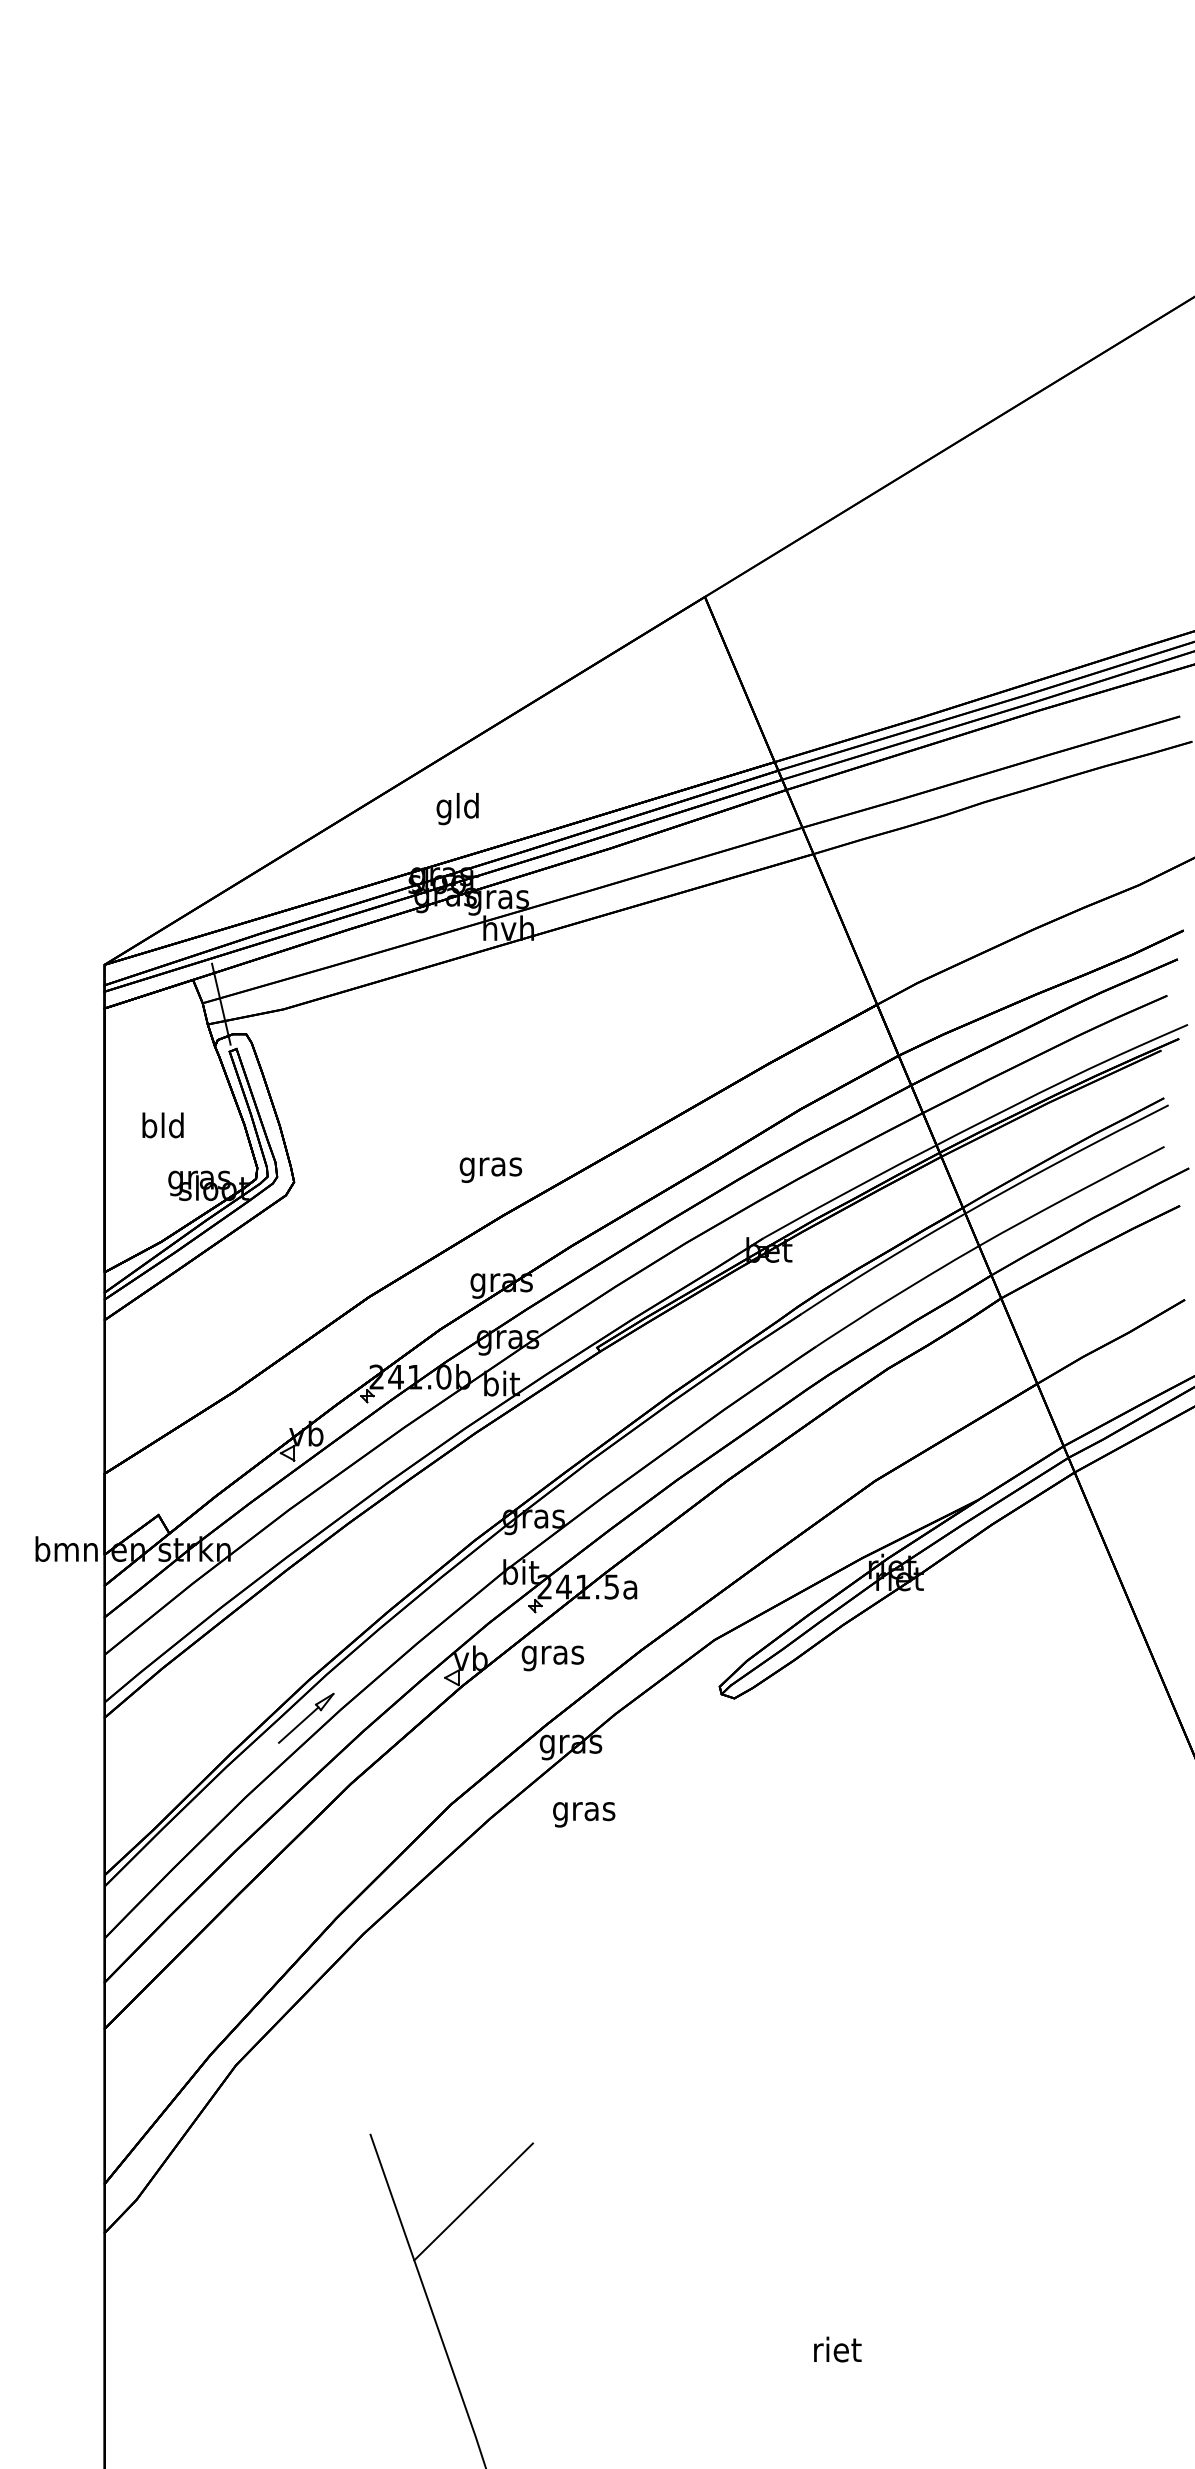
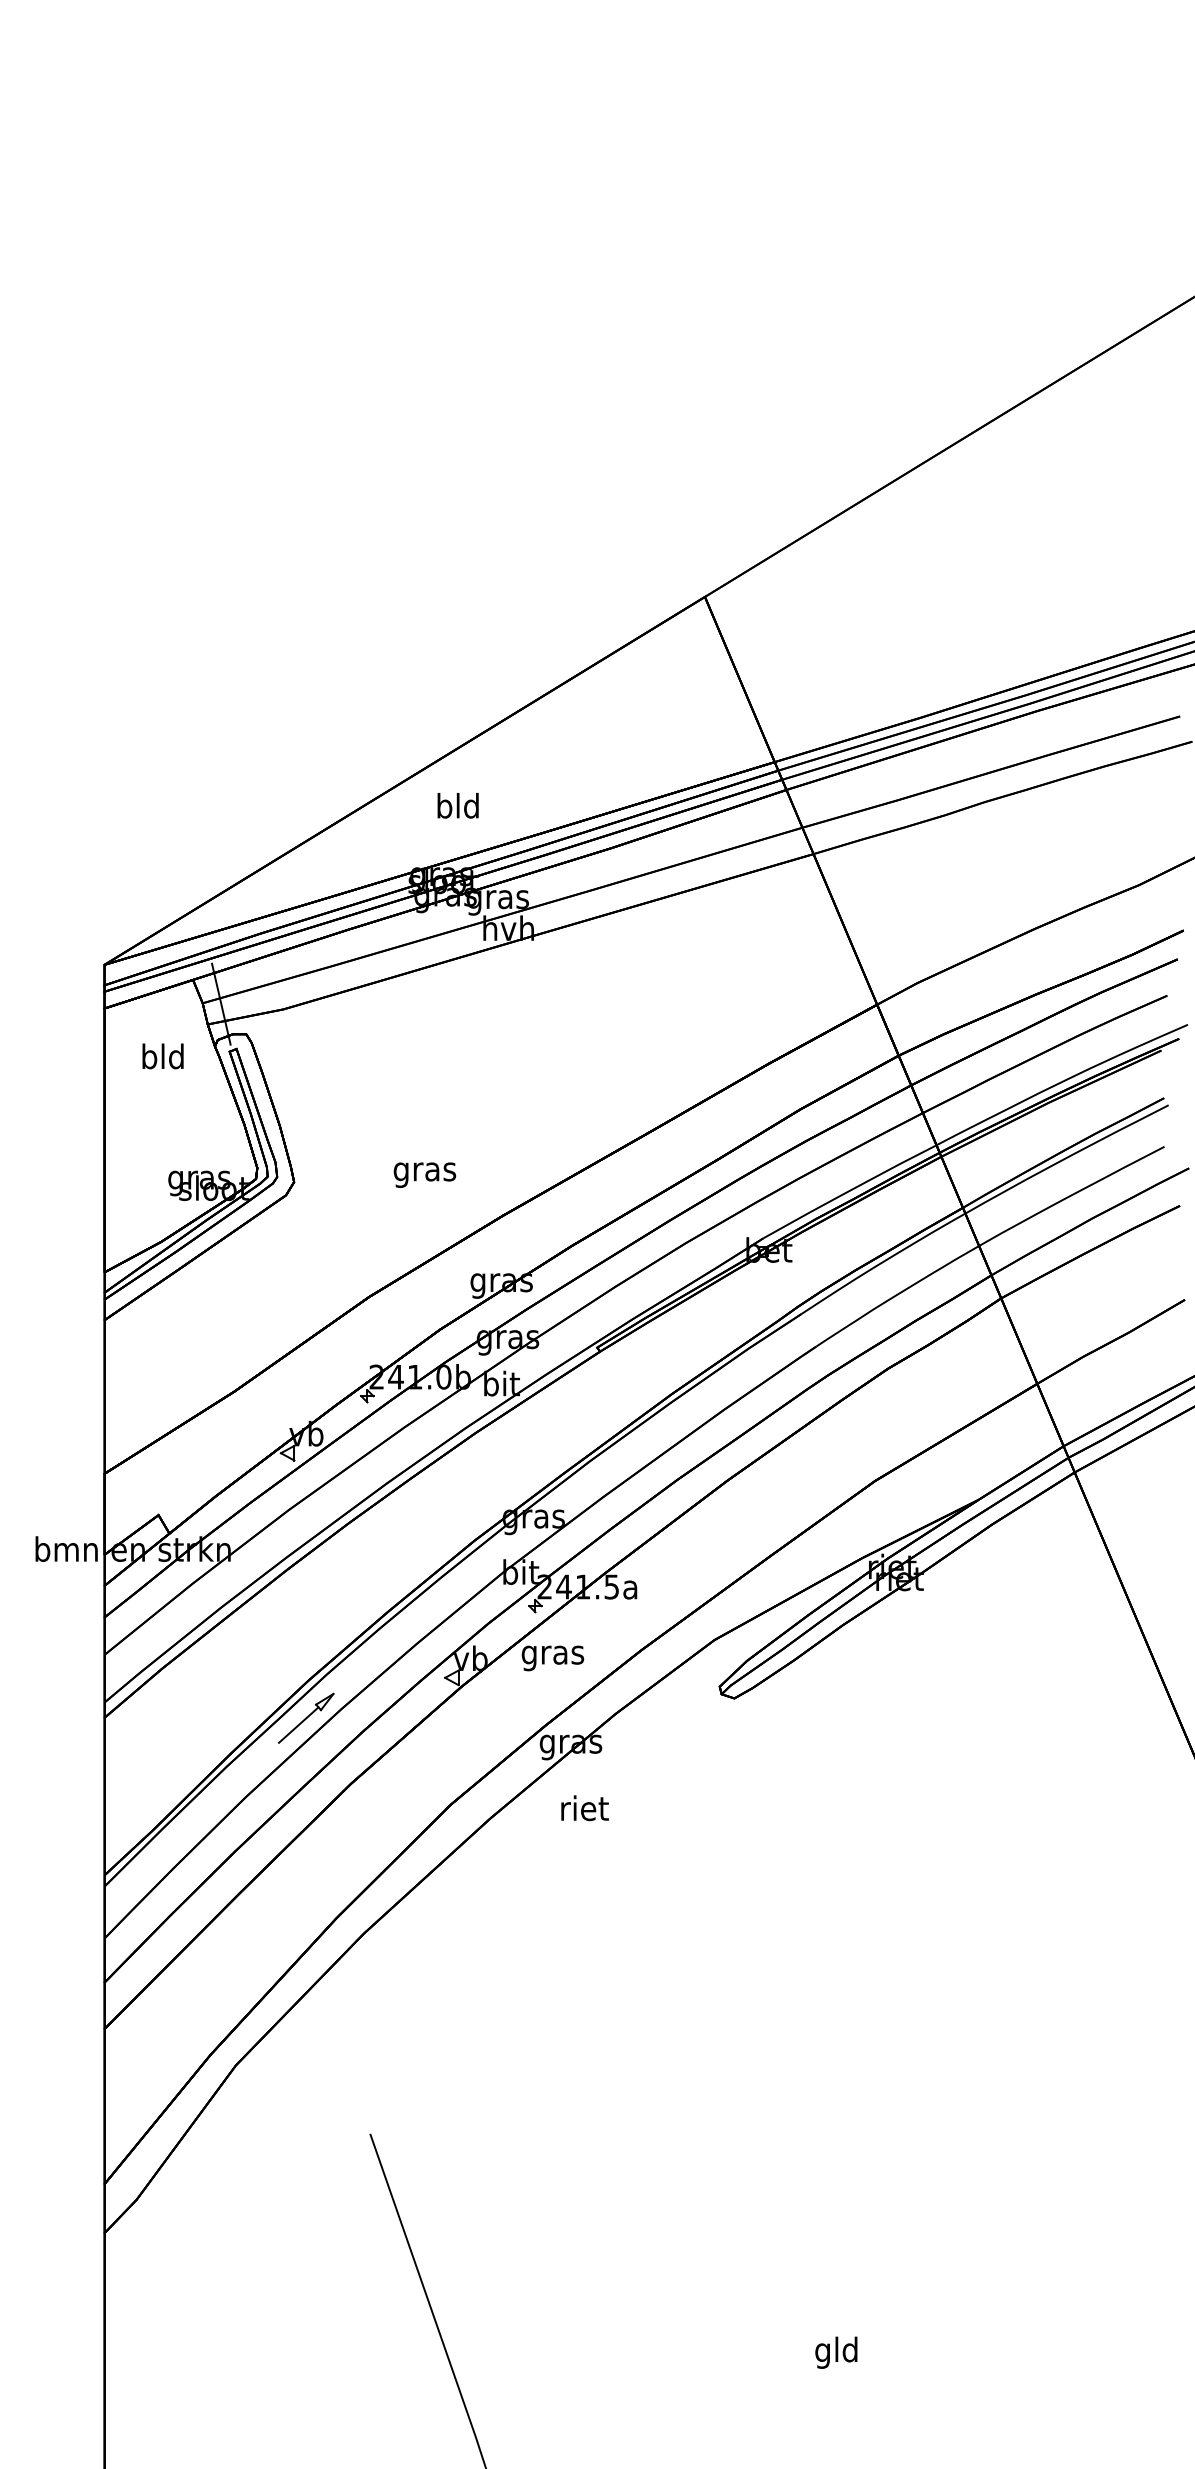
text: gld -> bld (444, 809)
text position: (162, 1125) -> (162, 1056) (162, 1056)
text position: (490, 1169) -> (424, 1174) (424, 1174)
text: gras -> riet (584, 1811)
line: present -> none (473, 2201)
text: riet -> gld (837, 2352)
